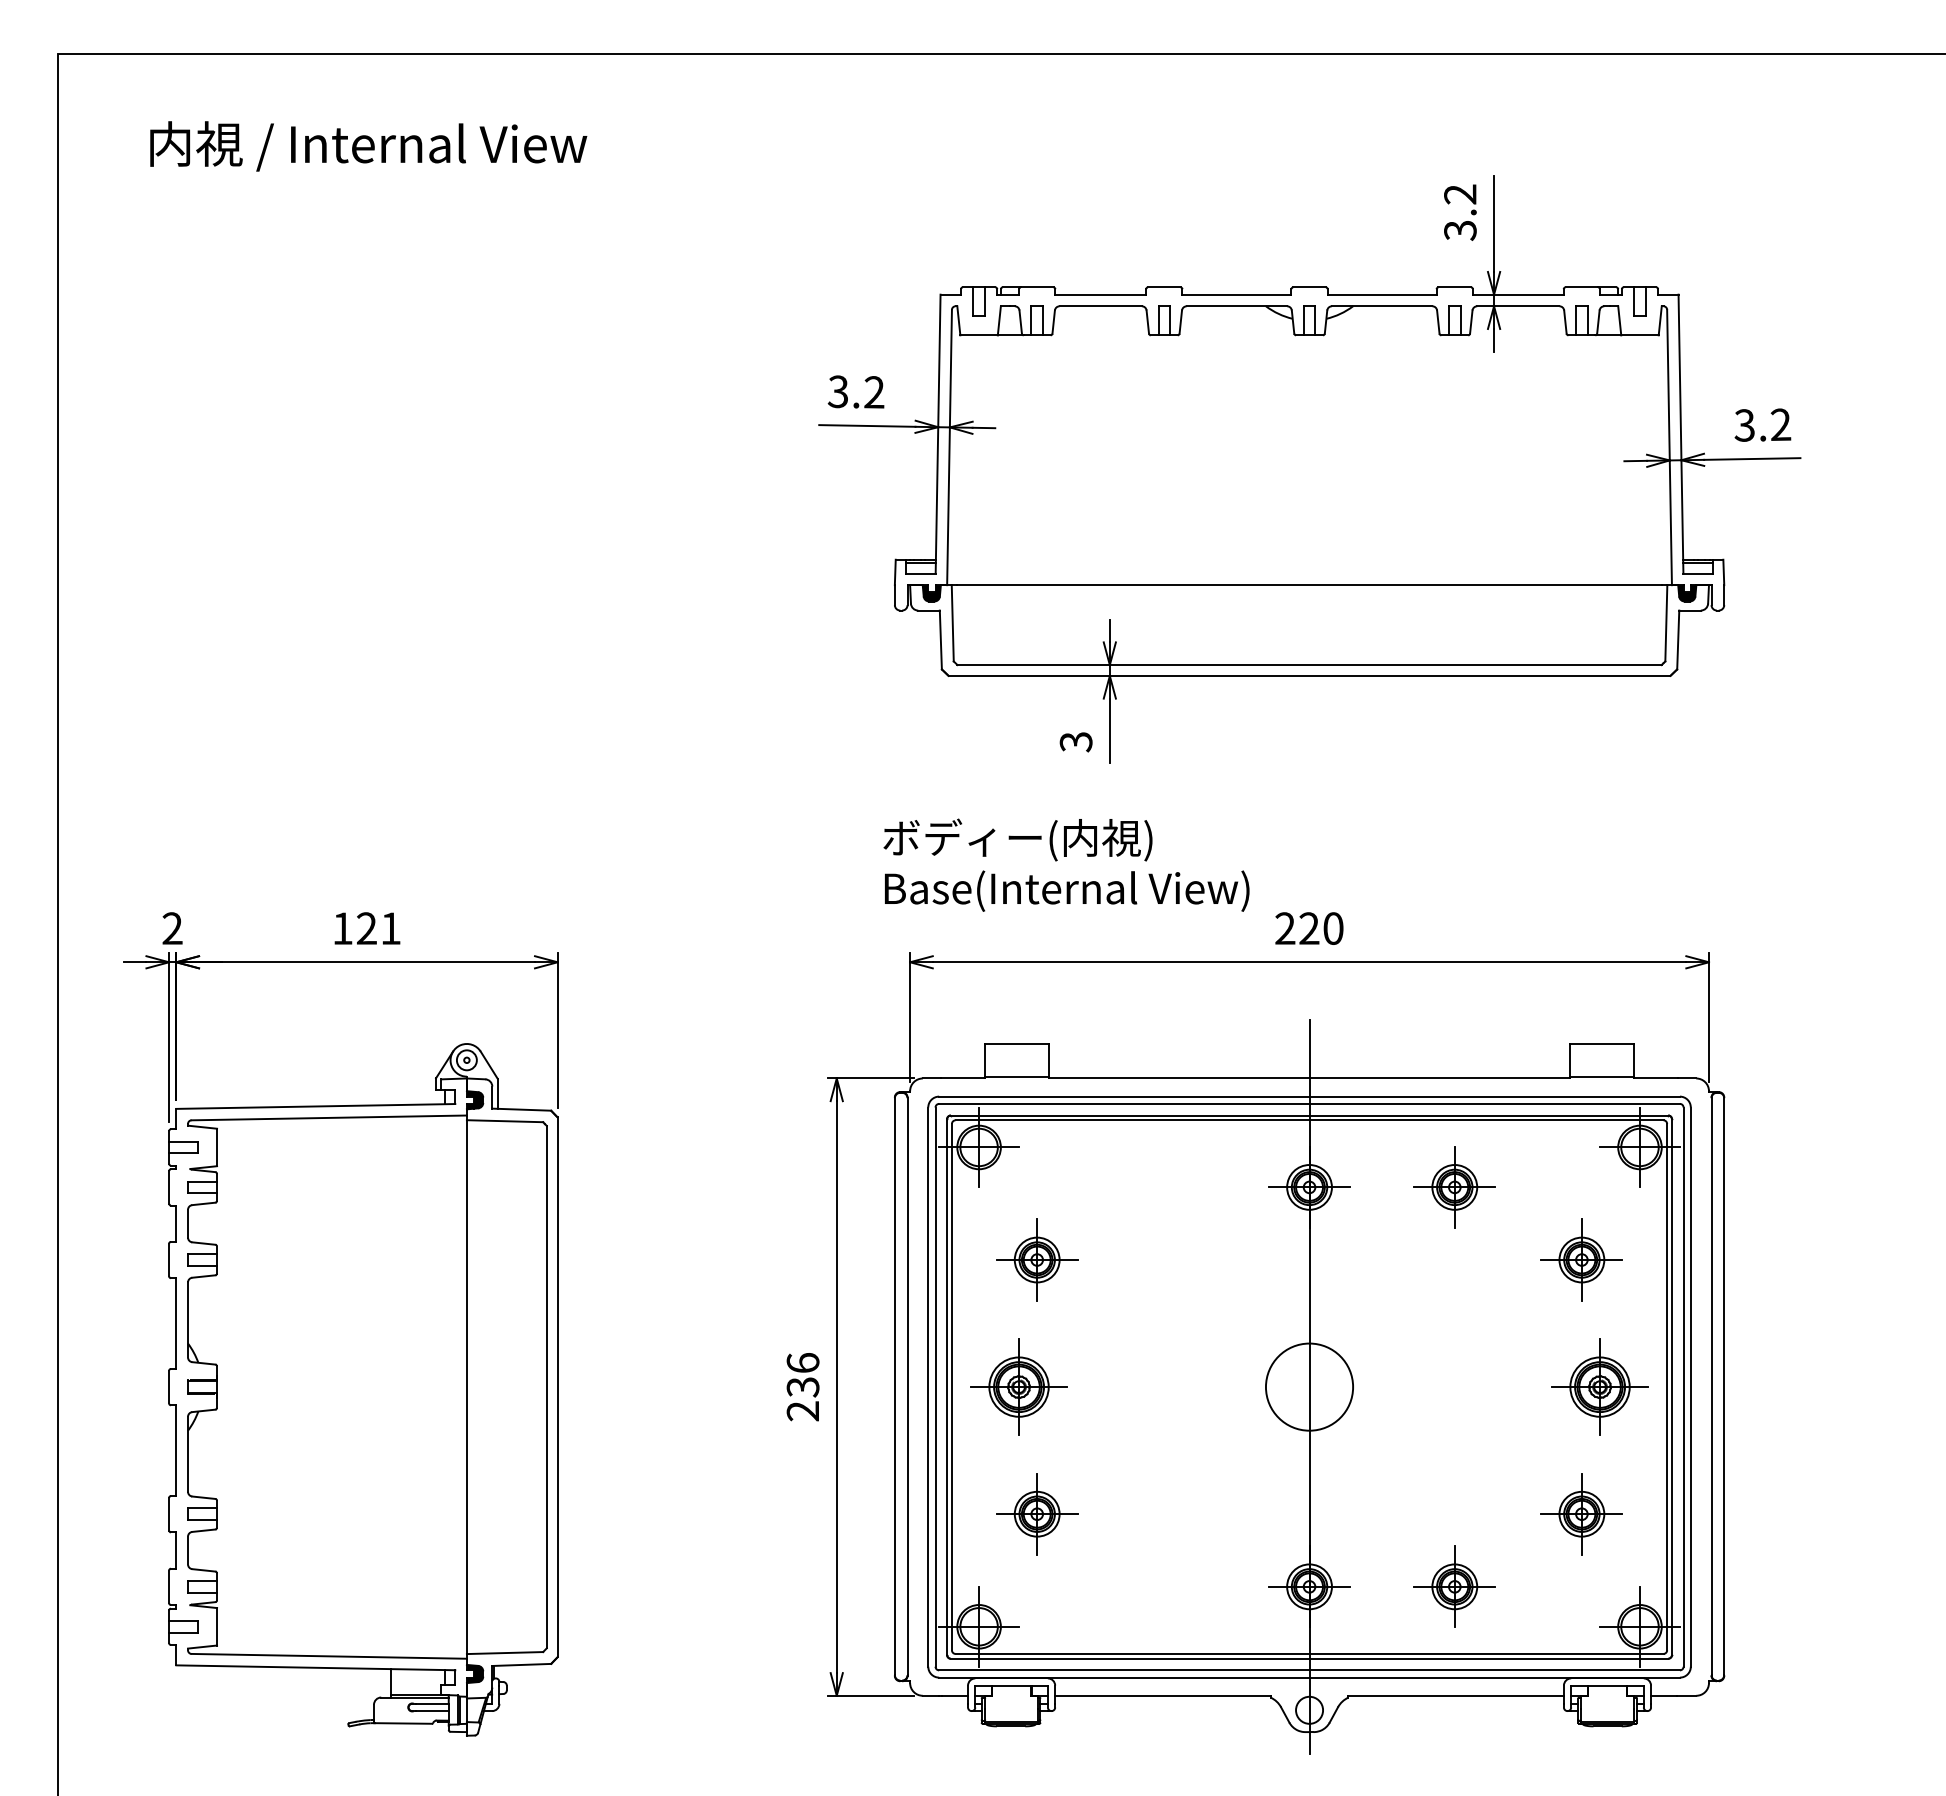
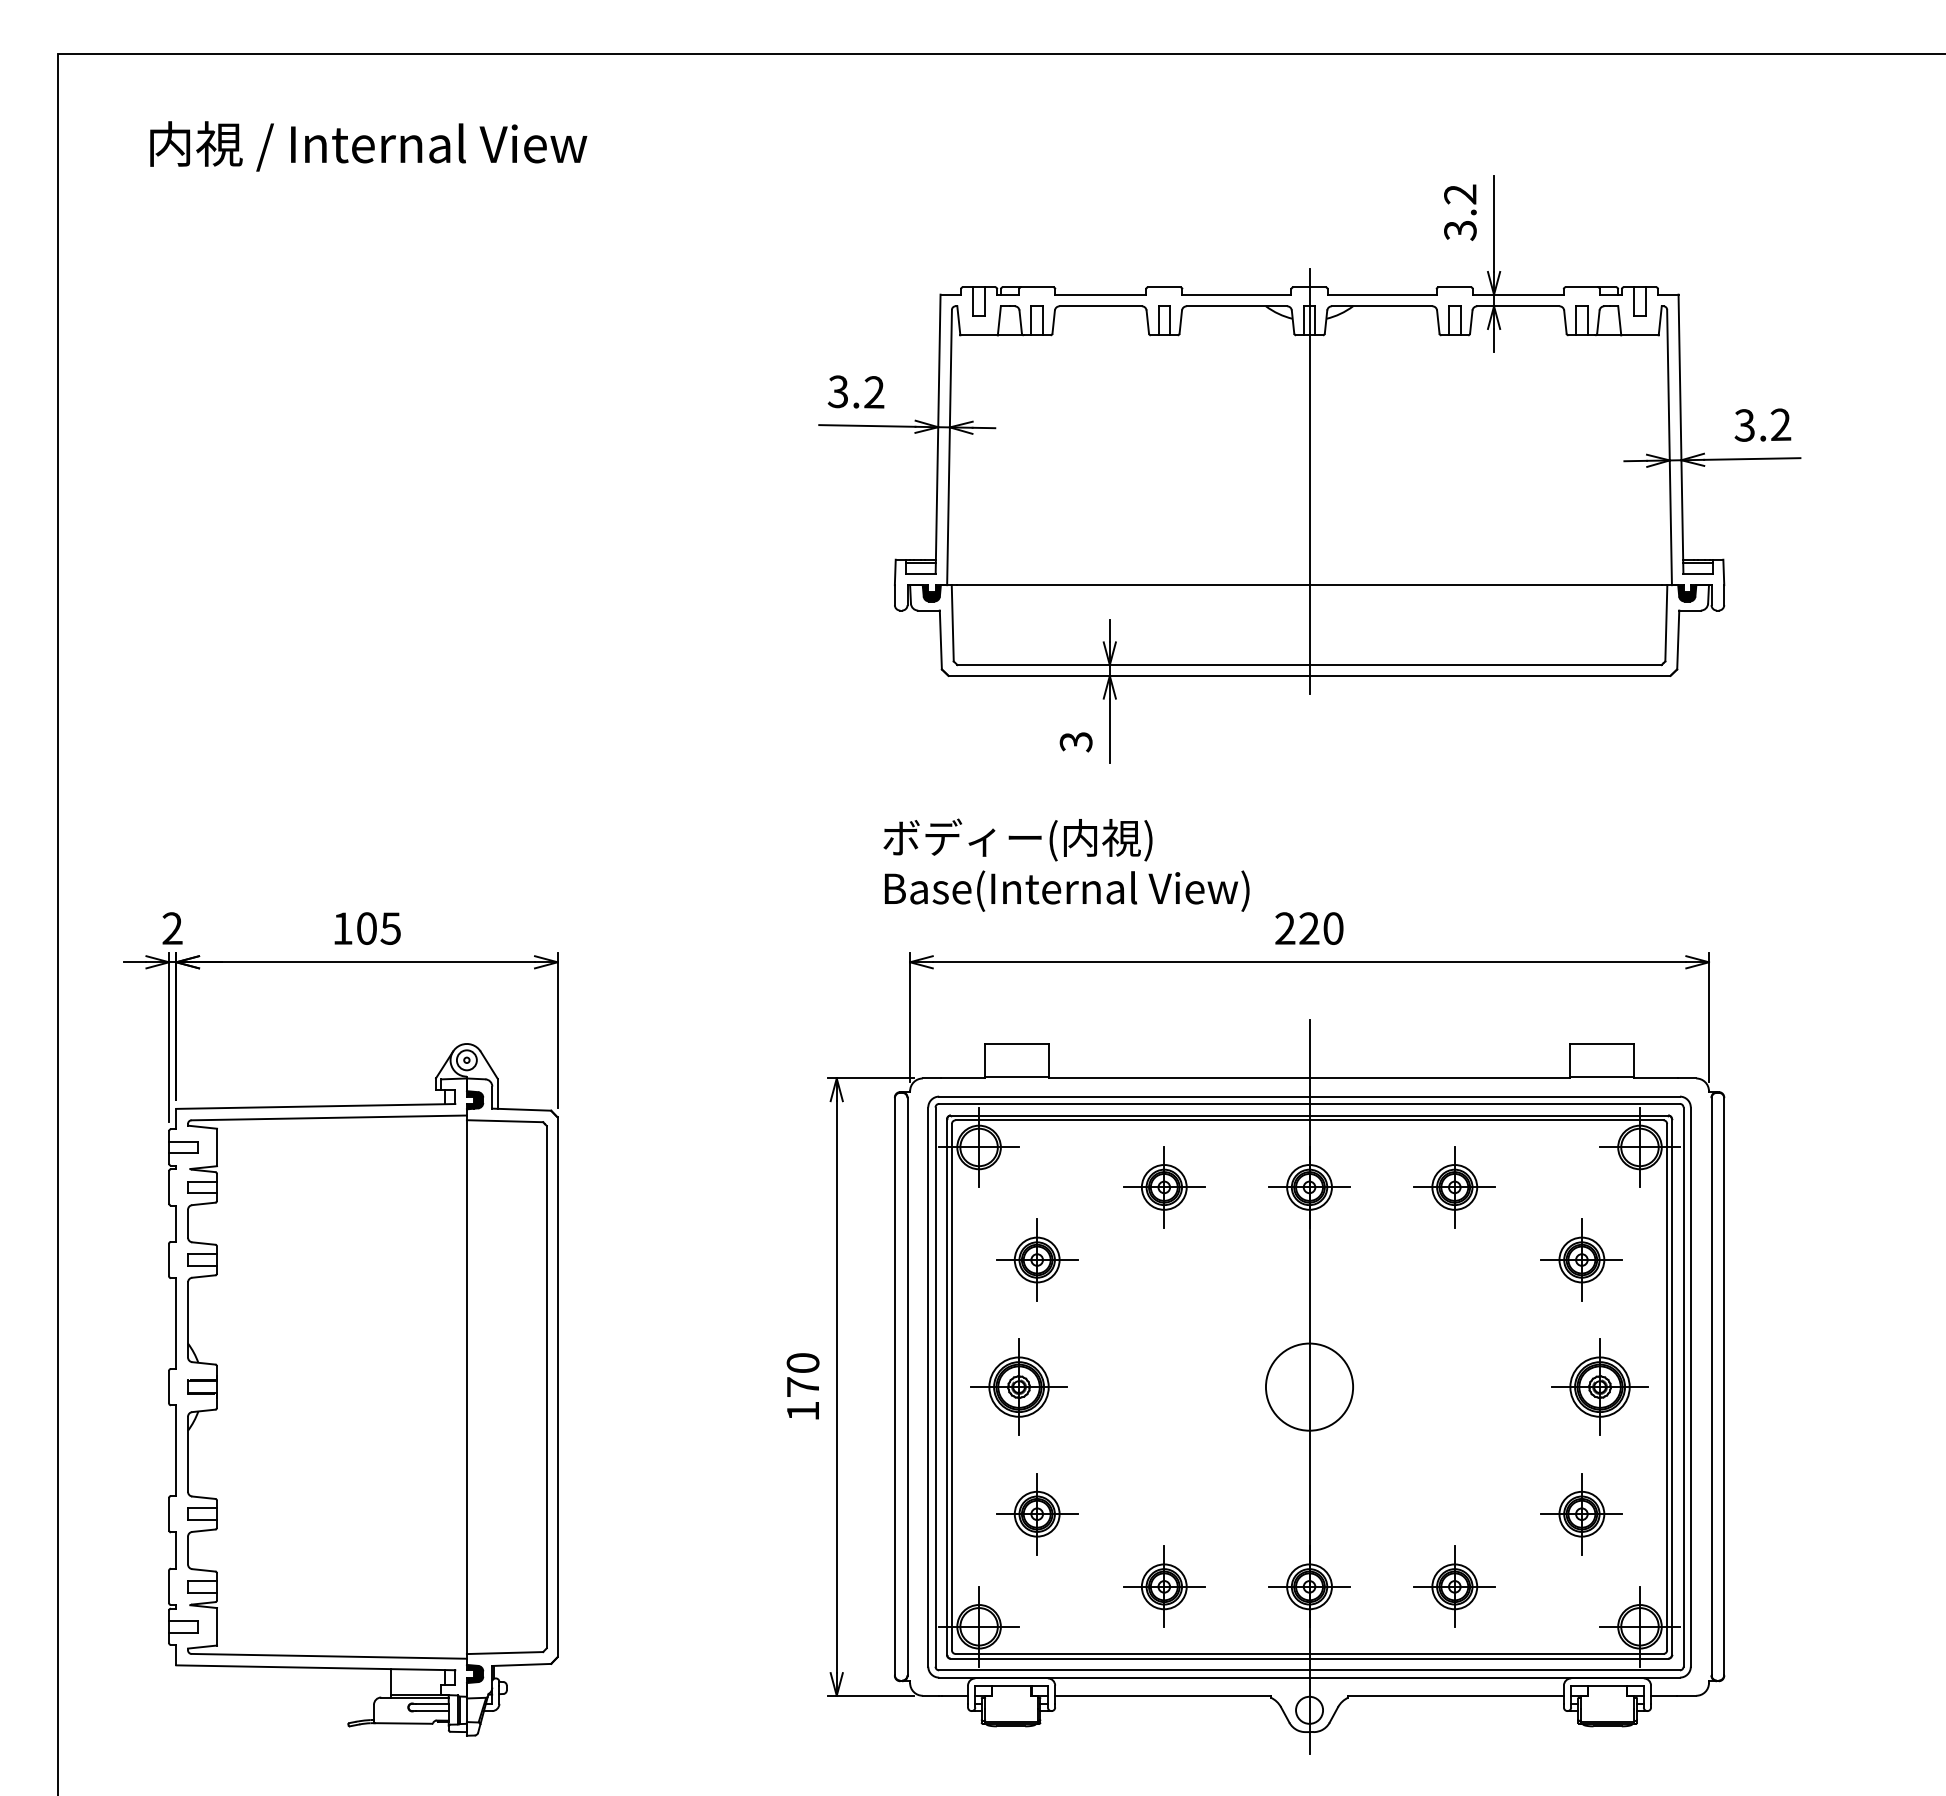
line: none -> present (1309, 481)
text: 121 -> 105 (378, 928)
part: none -> present (1164, 1187)
text: 236 -> 170 (802, 1387)
part: none -> present (1164, 1586)
